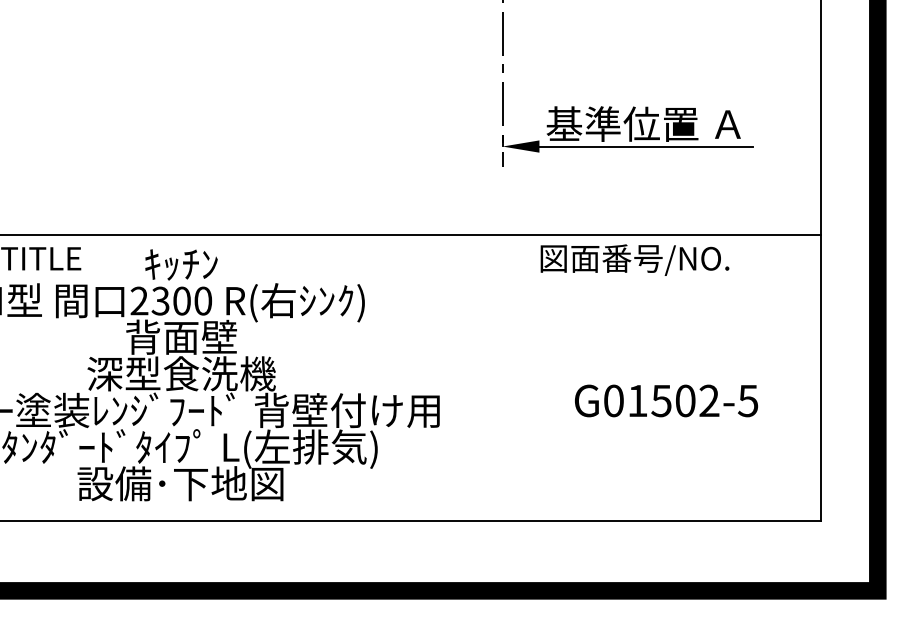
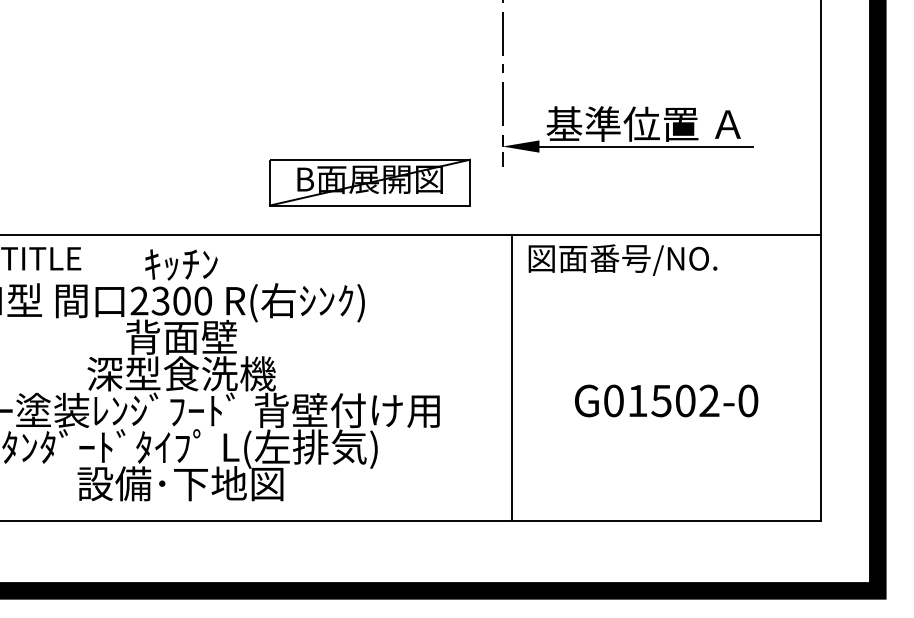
part: none -> present (369, 182)
text position: (634, 259) -> (622, 259) (622, 259)
line: none -> present (512, 377)
text: G01502-5 -> G01502-0 (748, 400)
